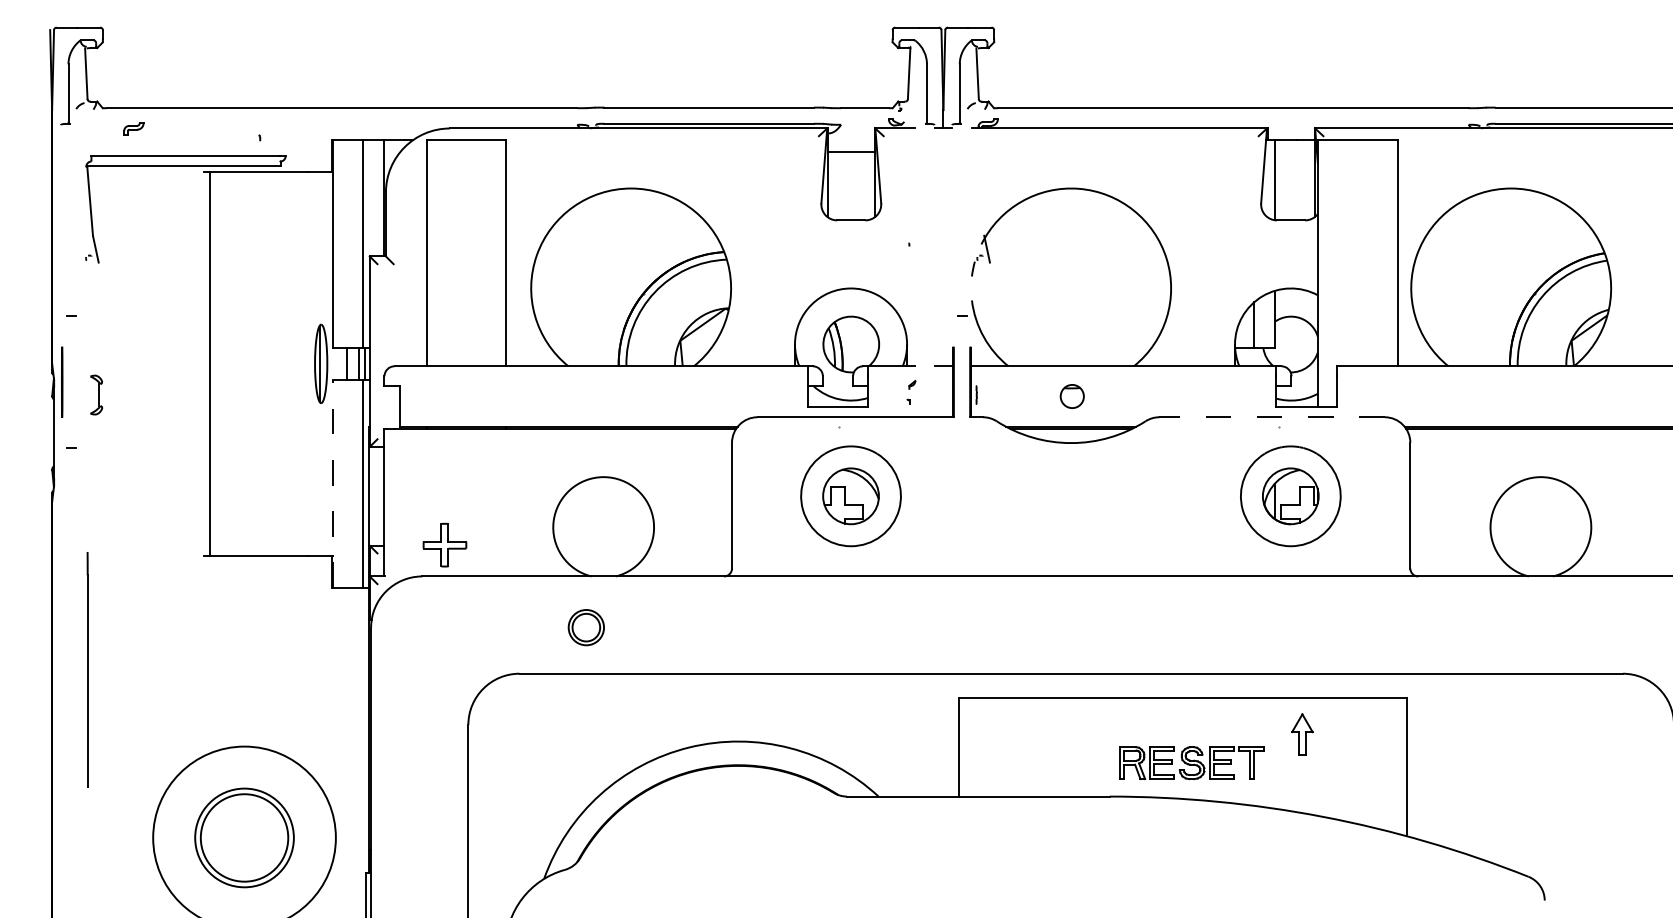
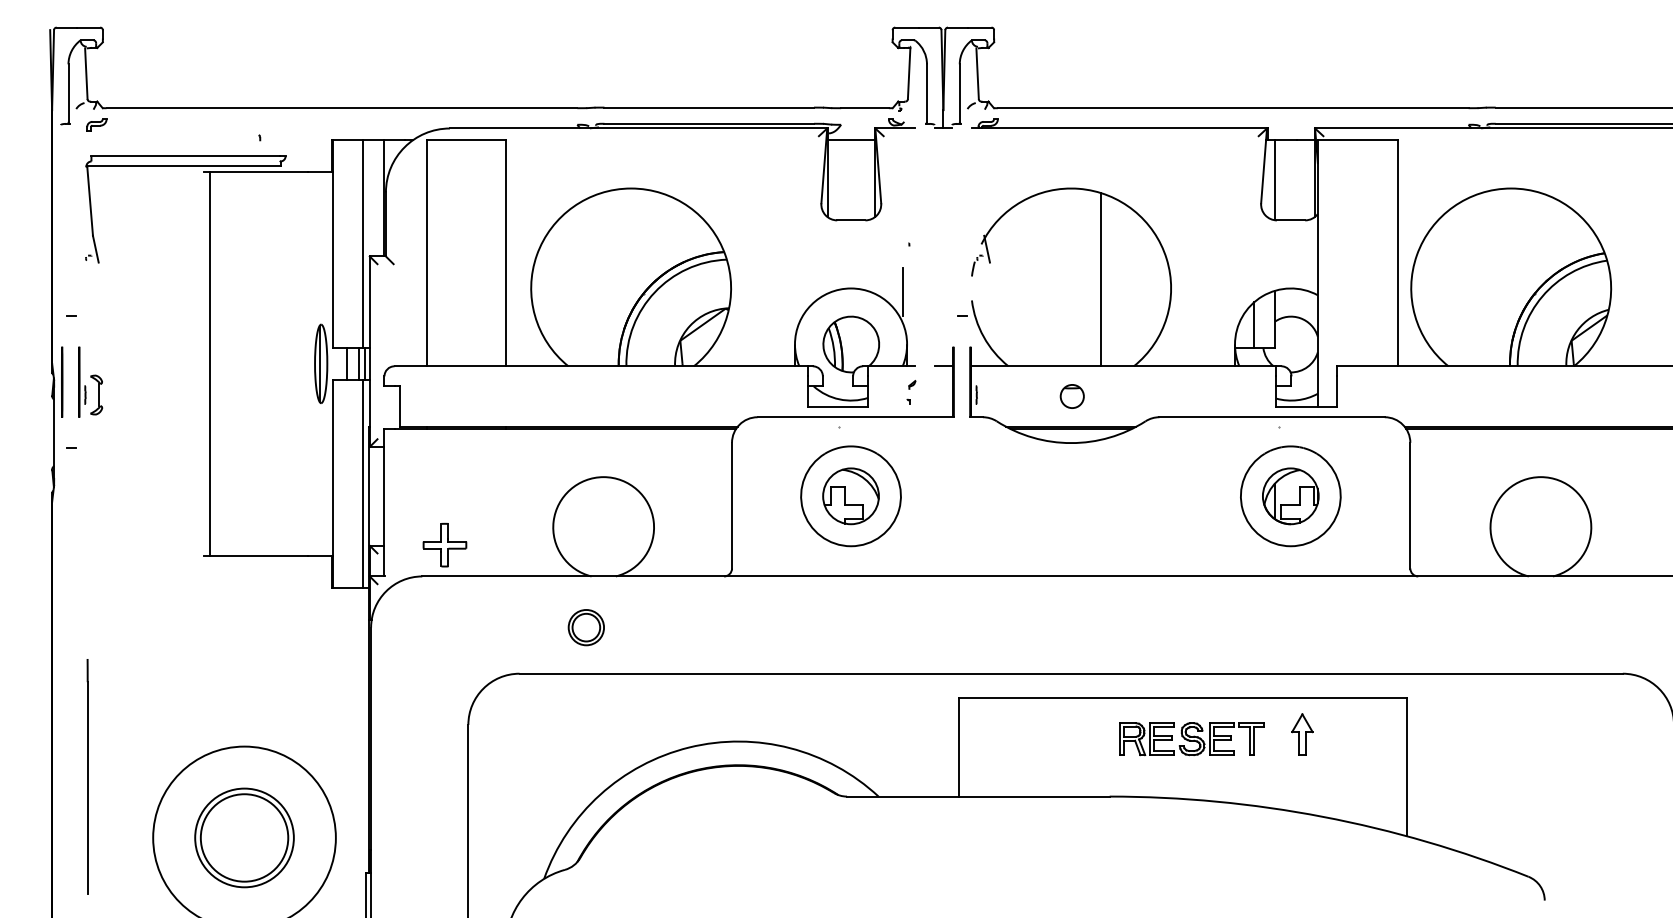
part position: (133, 128) -> (96, 124) (96, 124)
line position: (851, 151) -> (851, 139) (851, 139)
line: none -> present (1100, 279)
line: none -> present (902, 291)
part: none -> present (82, 381)
line: dashed -> solid (1272, 417)
line: dashed -> solid (332, 483)
line position: (87, 669) -> (87, 776) (87, 776)
part position: (1191, 763) -> (1191, 739) (1191, 739)
